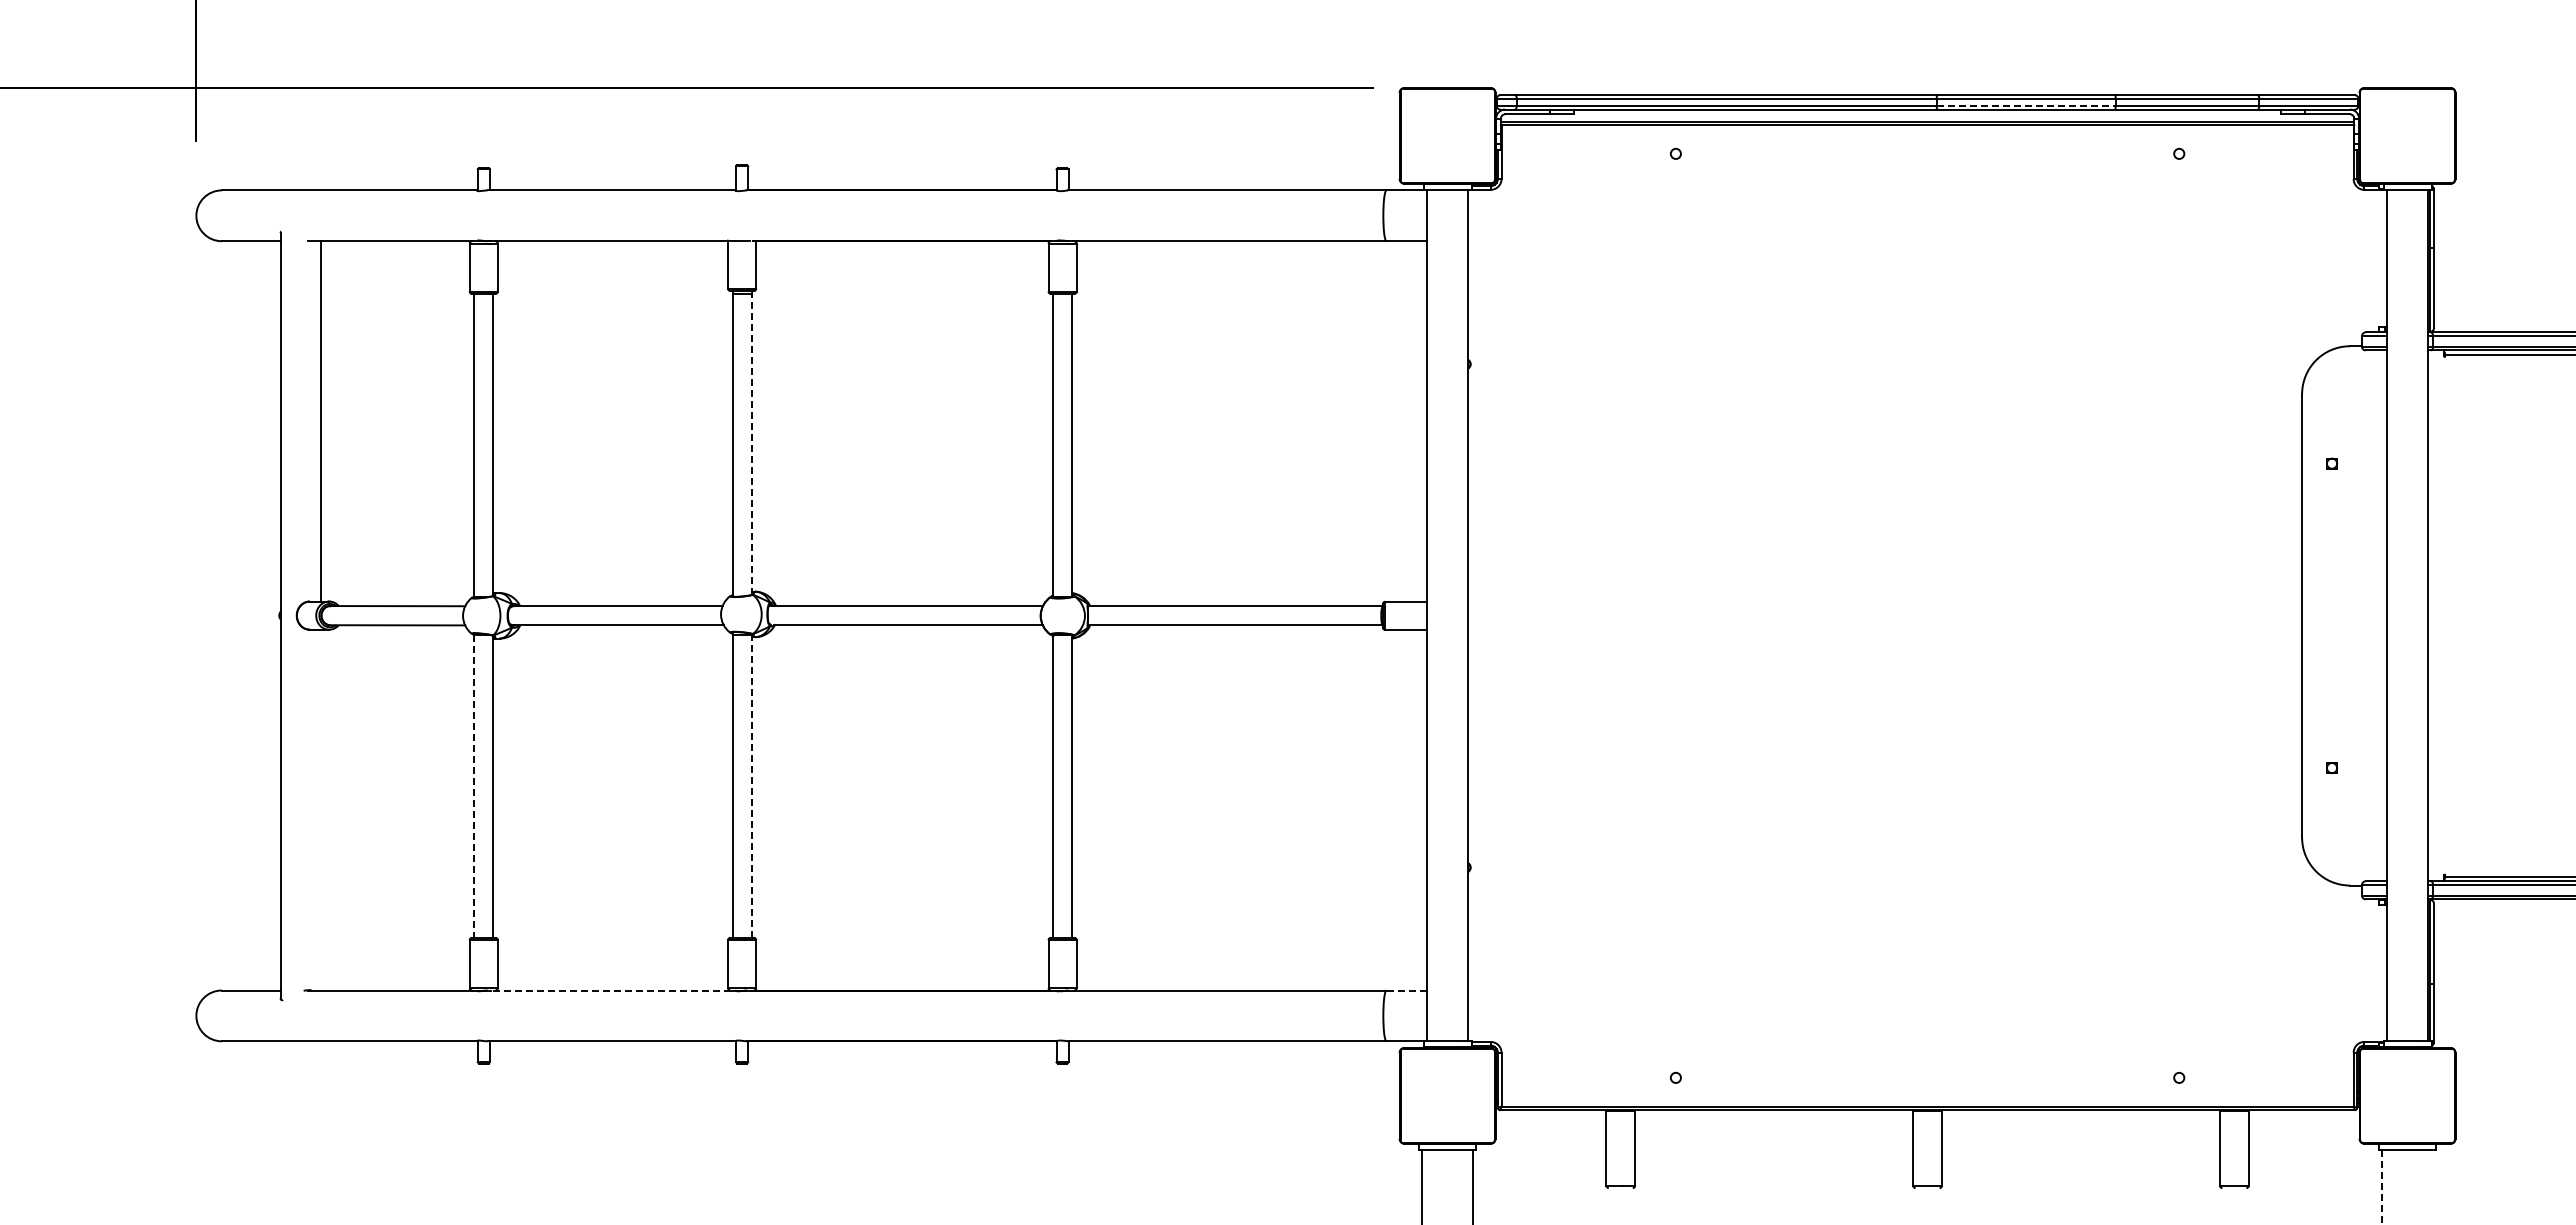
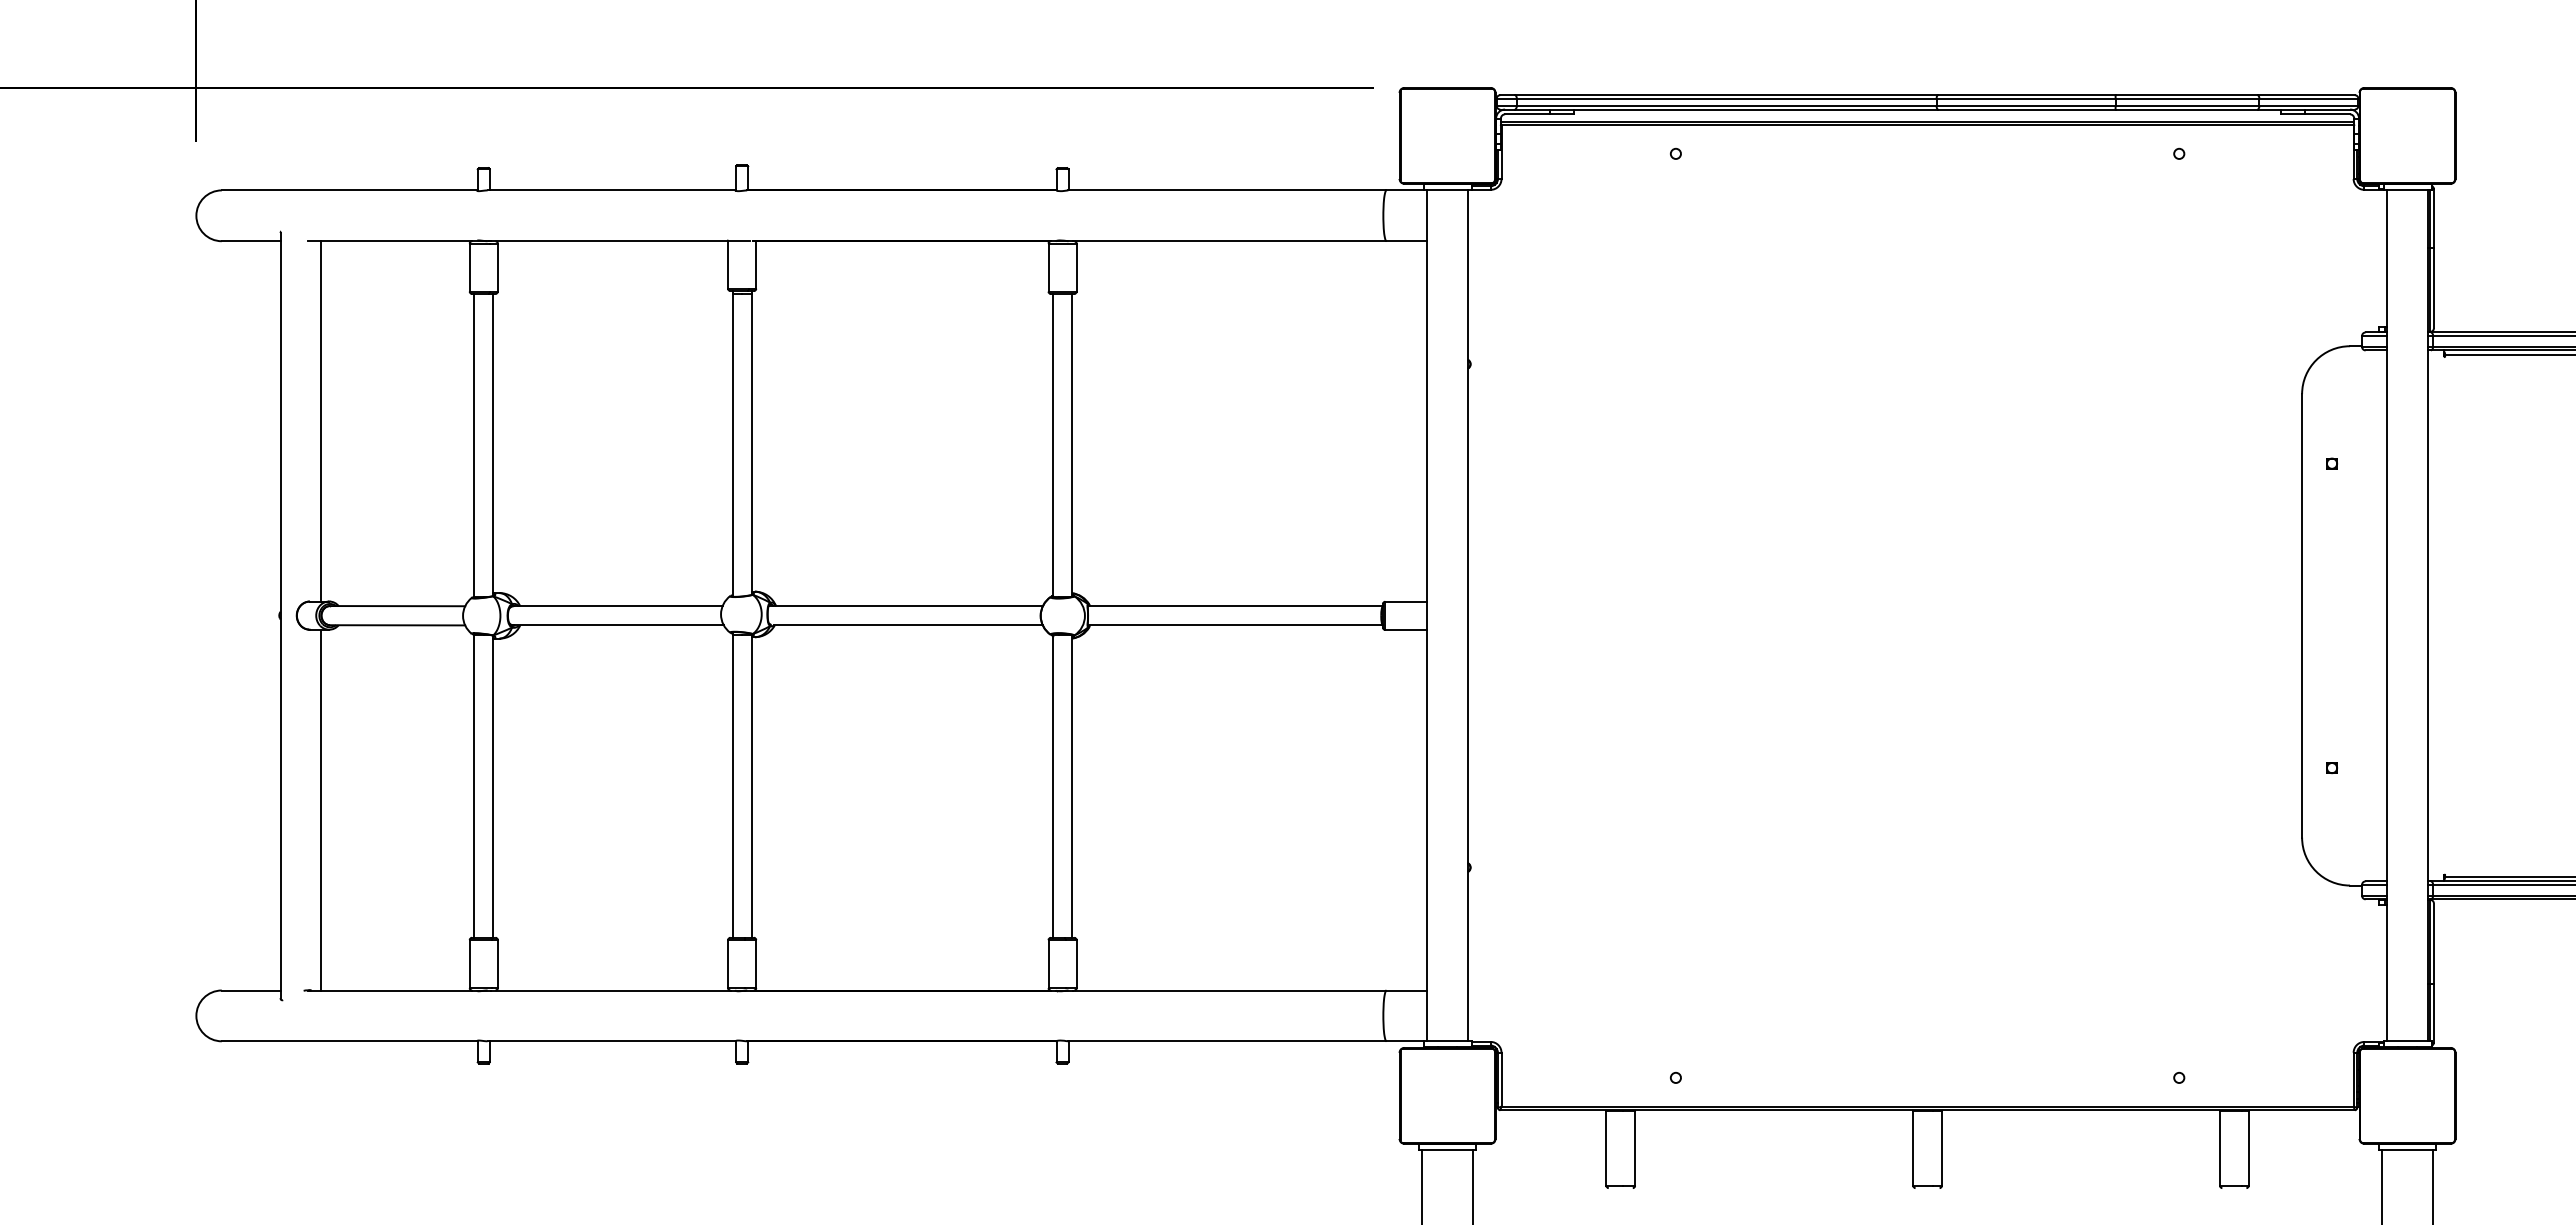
line: dashed -> solid (2026, 105)
line: dashed -> solid (751, 443)
line: dashed -> solid (751, 785)
line: dashed -> solid (474, 786)
line: none -> present (320, 809)
line: dashed -> solid (610, 990)
line: dashed -> solid (1406, 990)
line: none -> present (2432, 1185)
line: dashed -> solid (2382, 1187)
